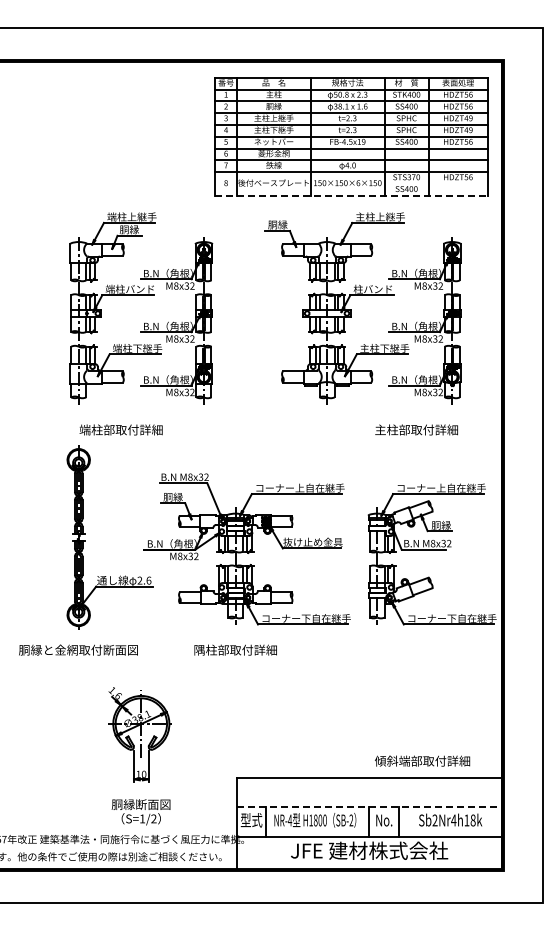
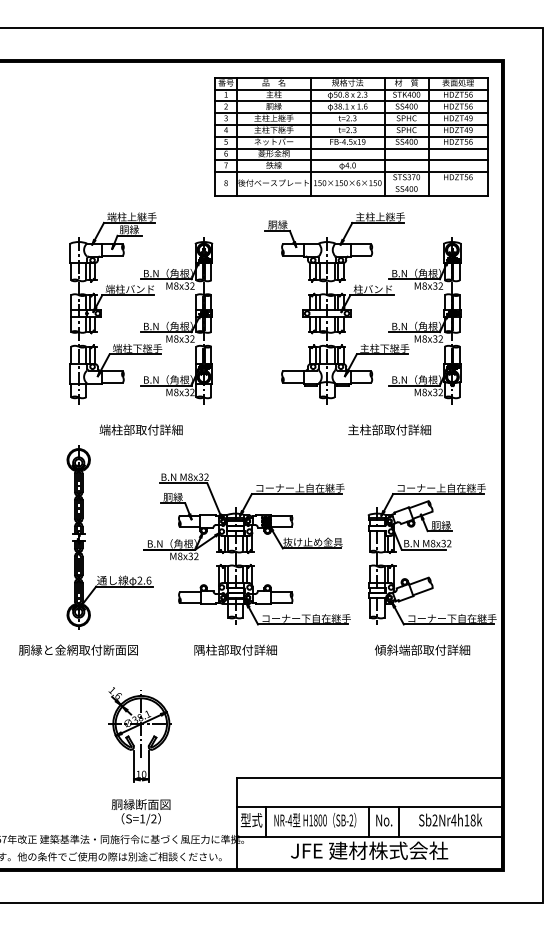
line: dashed -> solid (351, 195)
text position: (120, 429) -> (140, 429) (140, 429)
text position: (416, 429) -> (389, 429) (389, 429)
text position: (422, 760) -> (422, 649) (422, 649)
line: dashed -> solid (369, 807)
